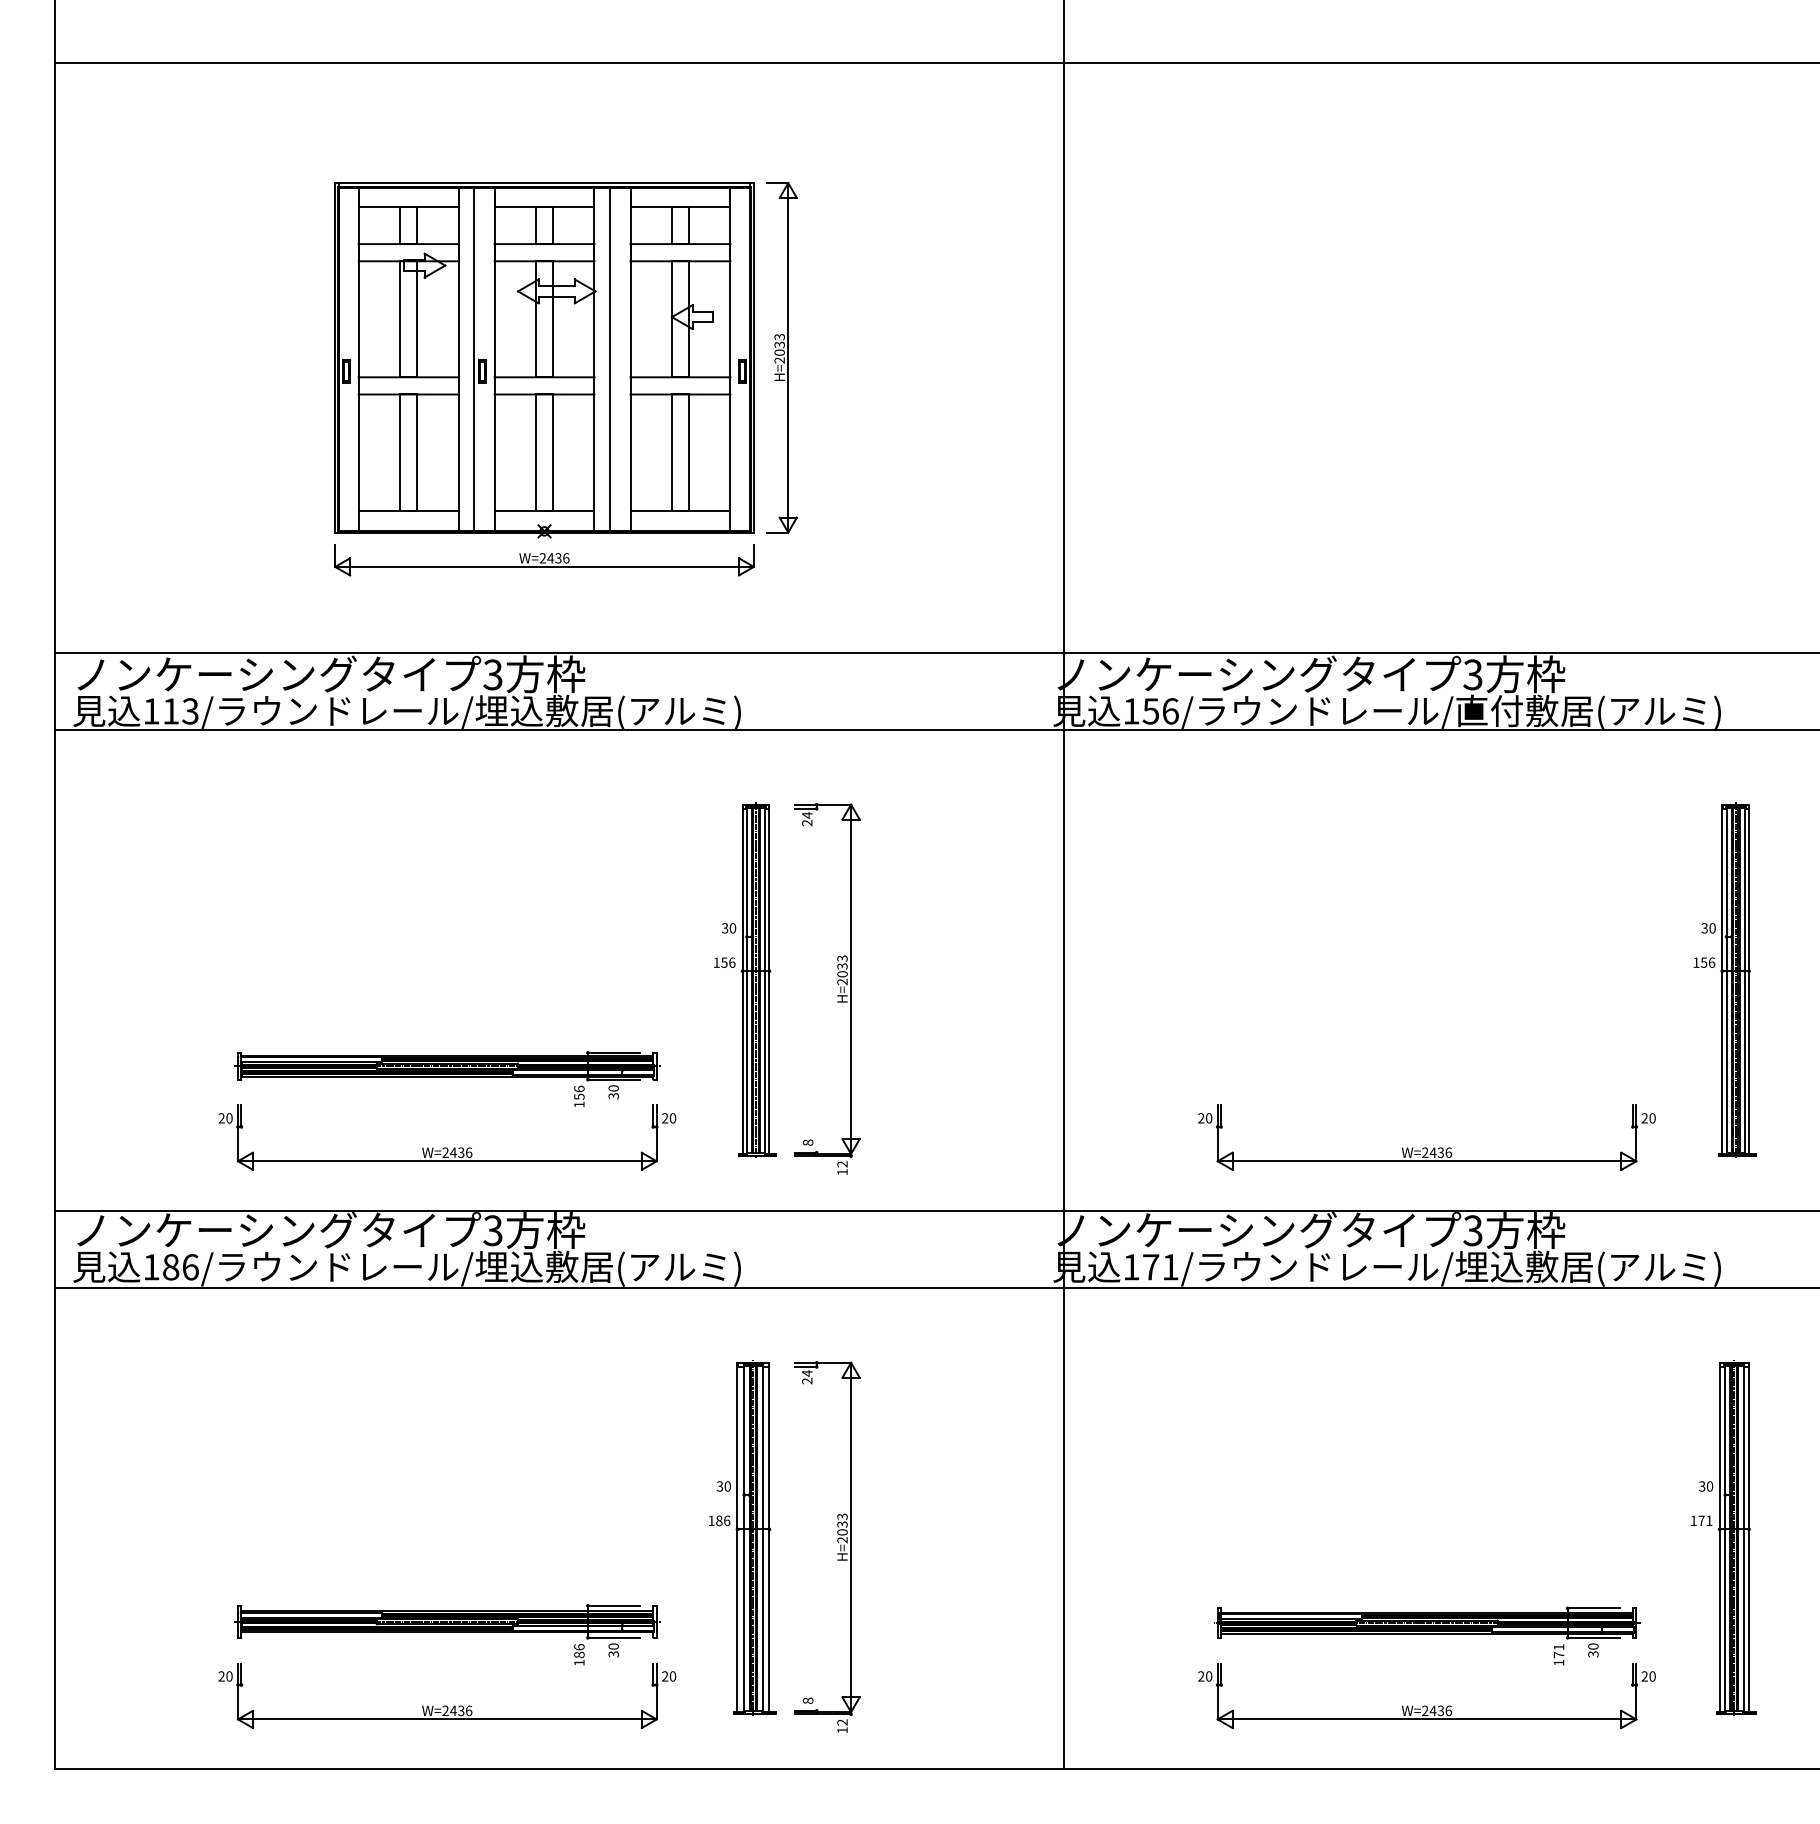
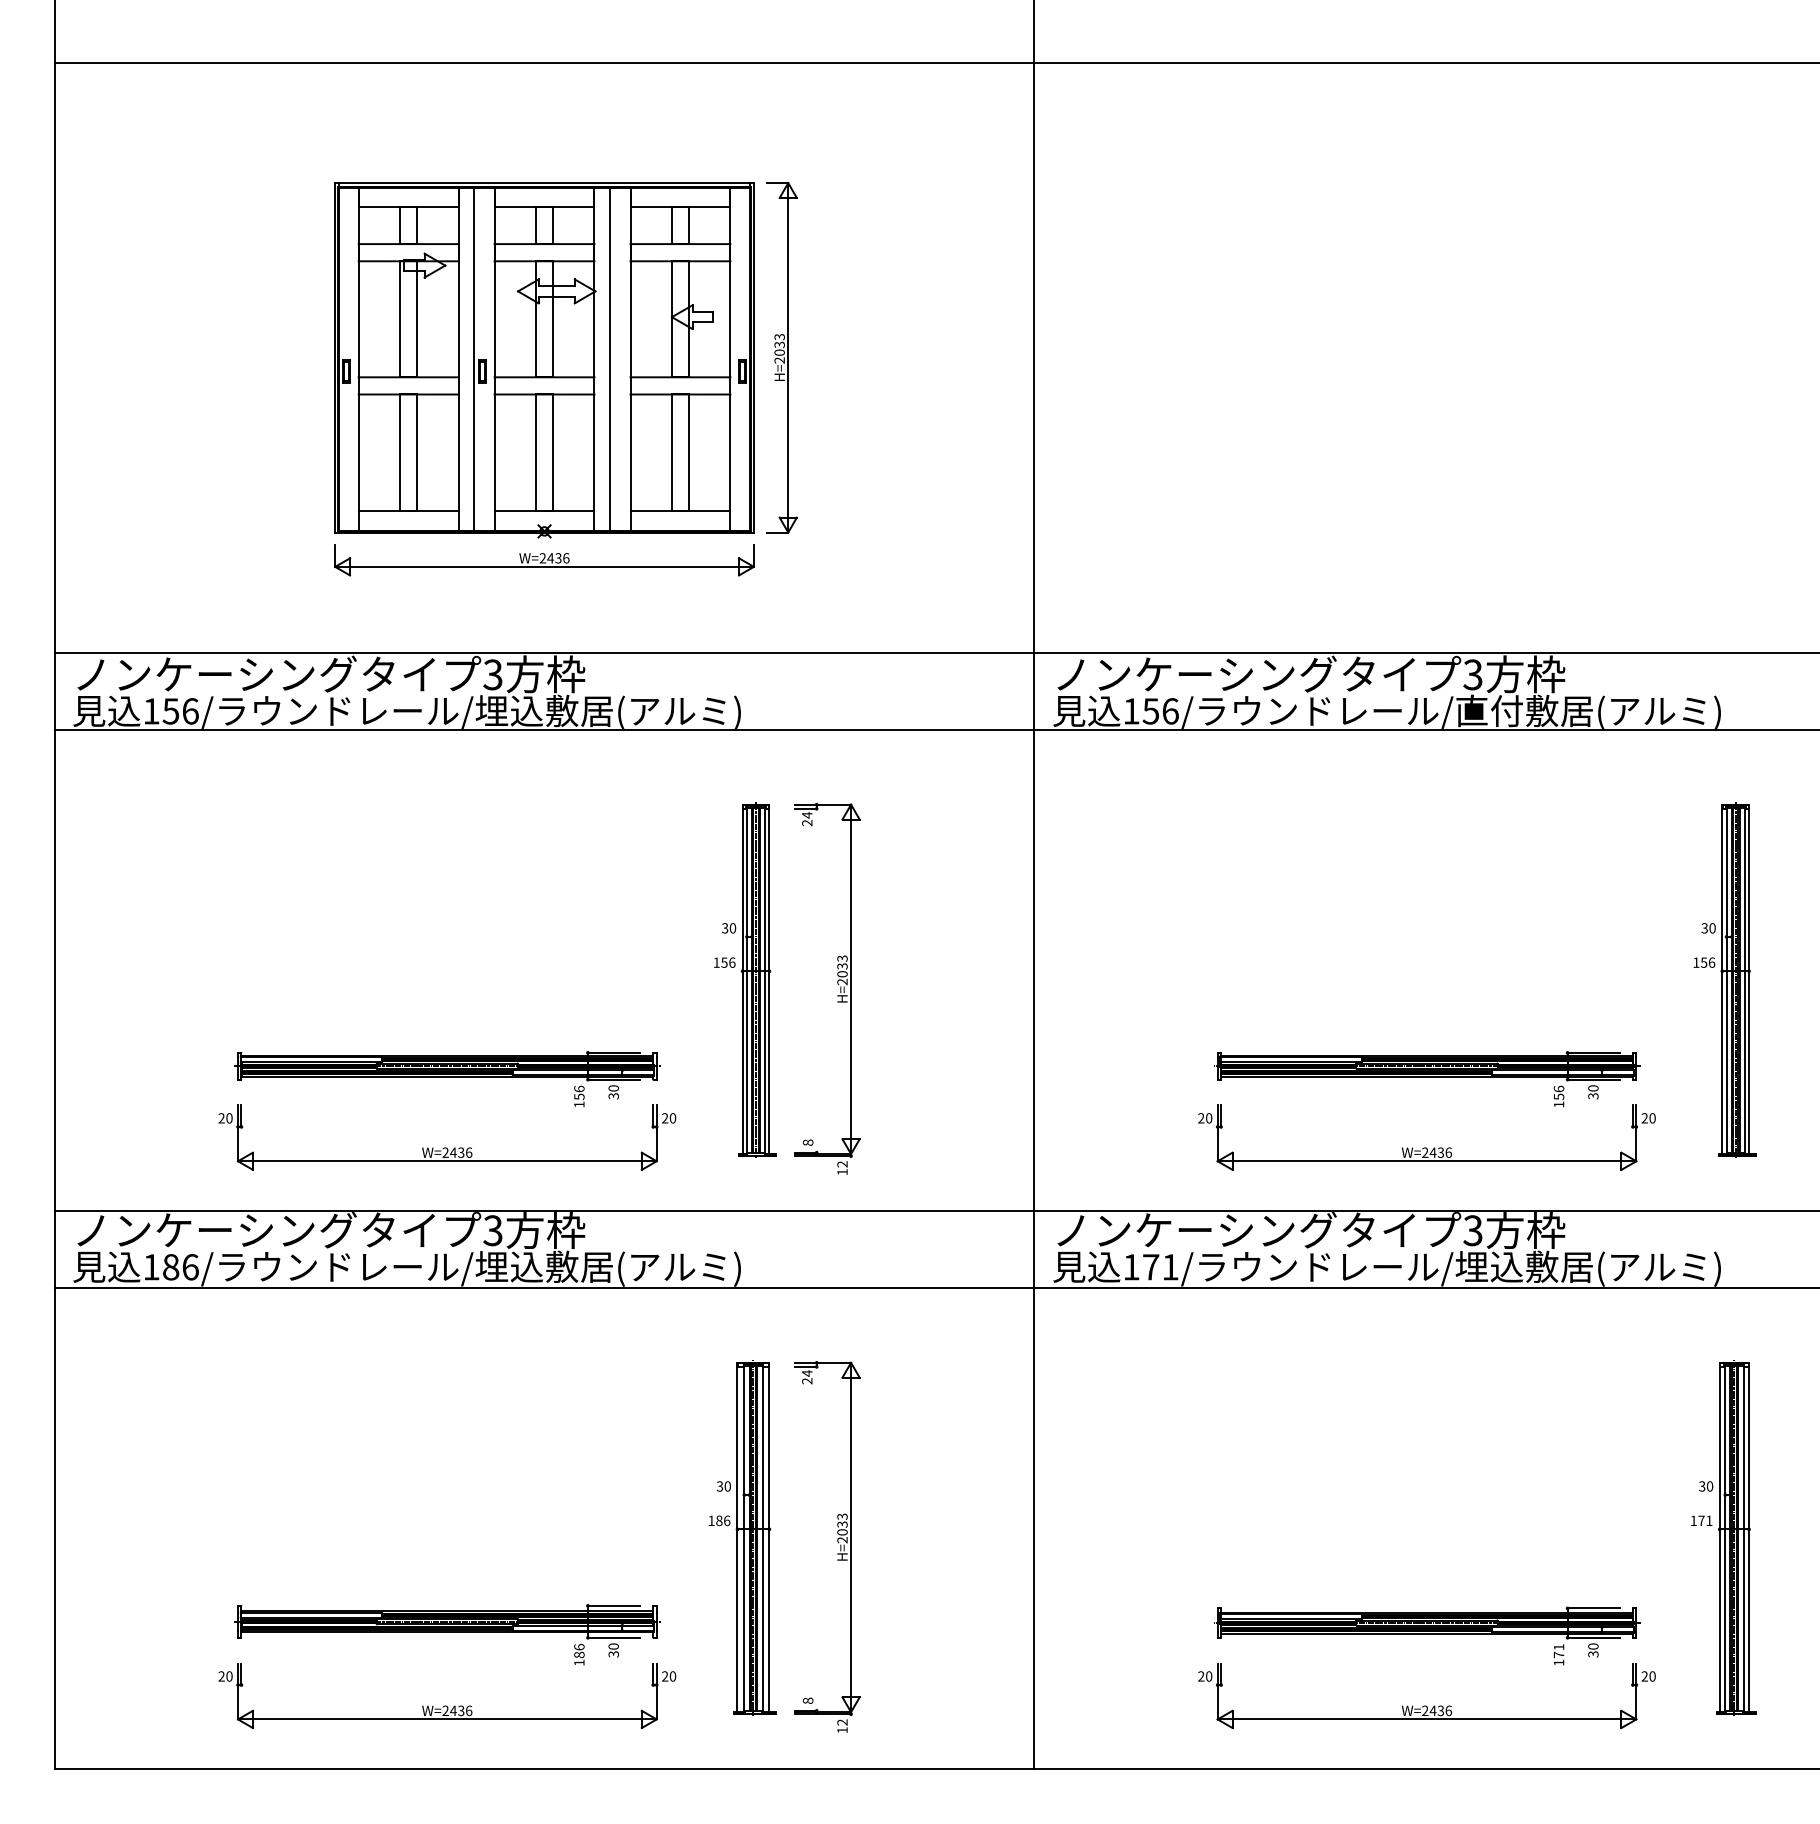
text: 113/ -> 156/ (180, 711)
line position: (1064, 885) -> (1034, 885) (1034, 885)
part: none -> present (1427, 1079)
